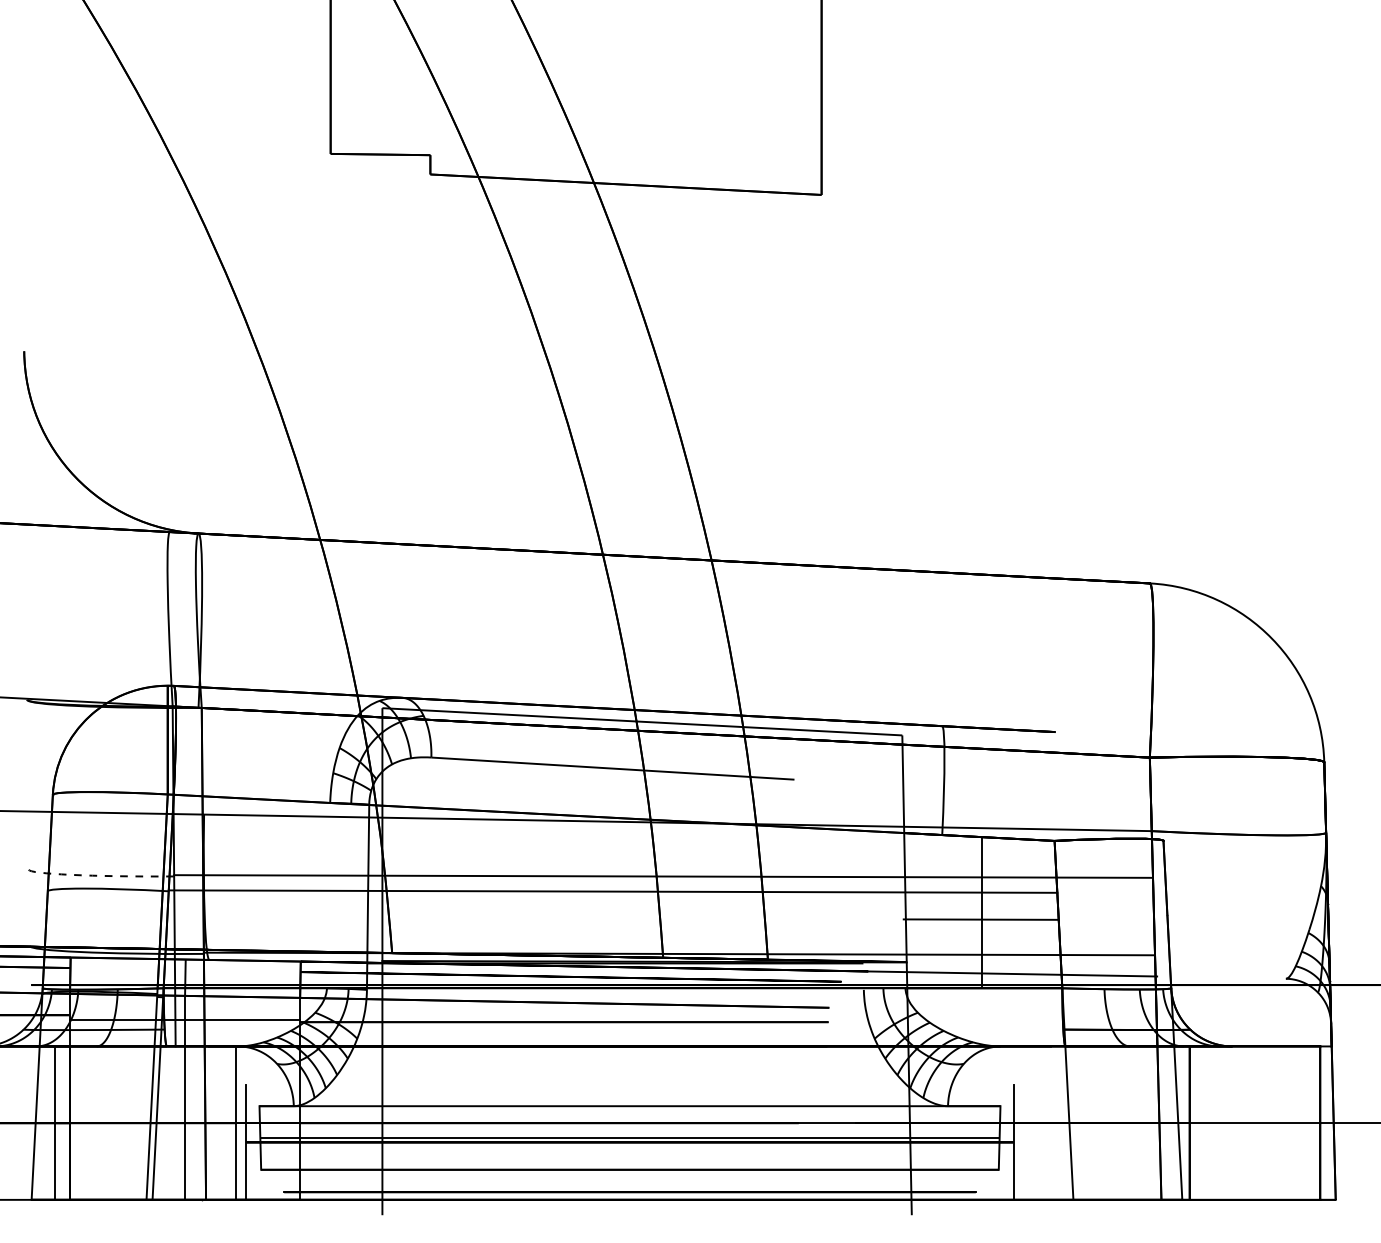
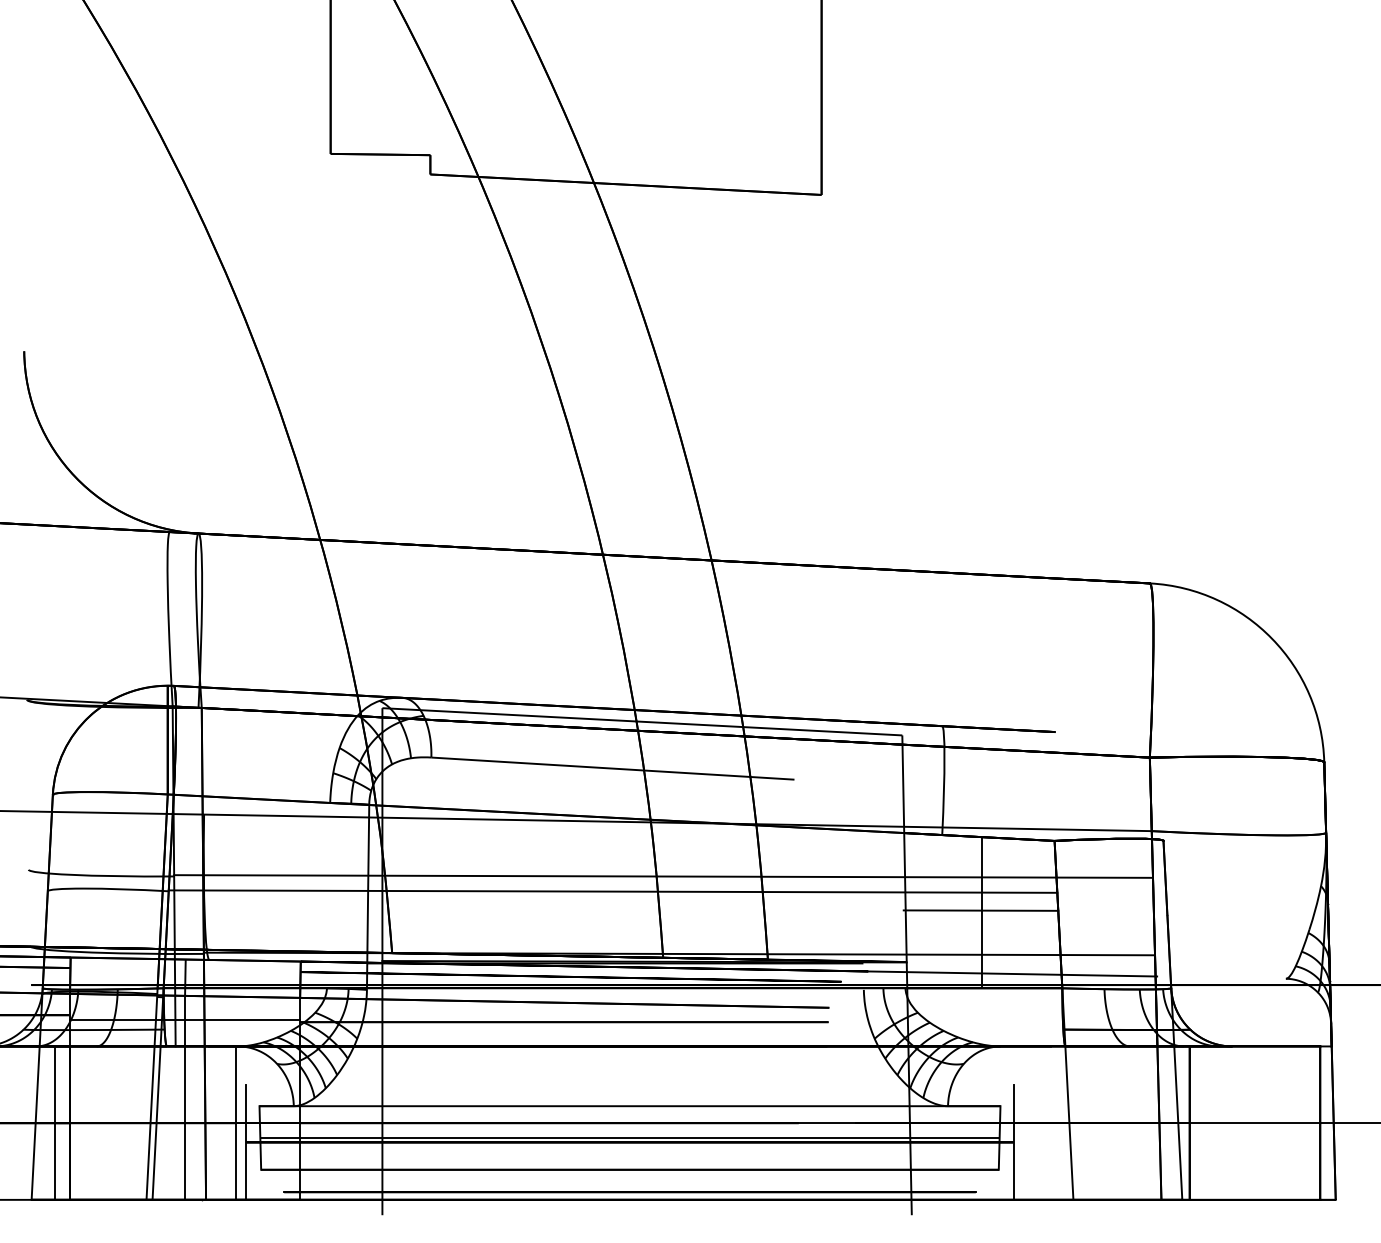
arc: dashed -> solid (97, 875)
line position: (980, 919) -> (980, 910) (980, 910)
